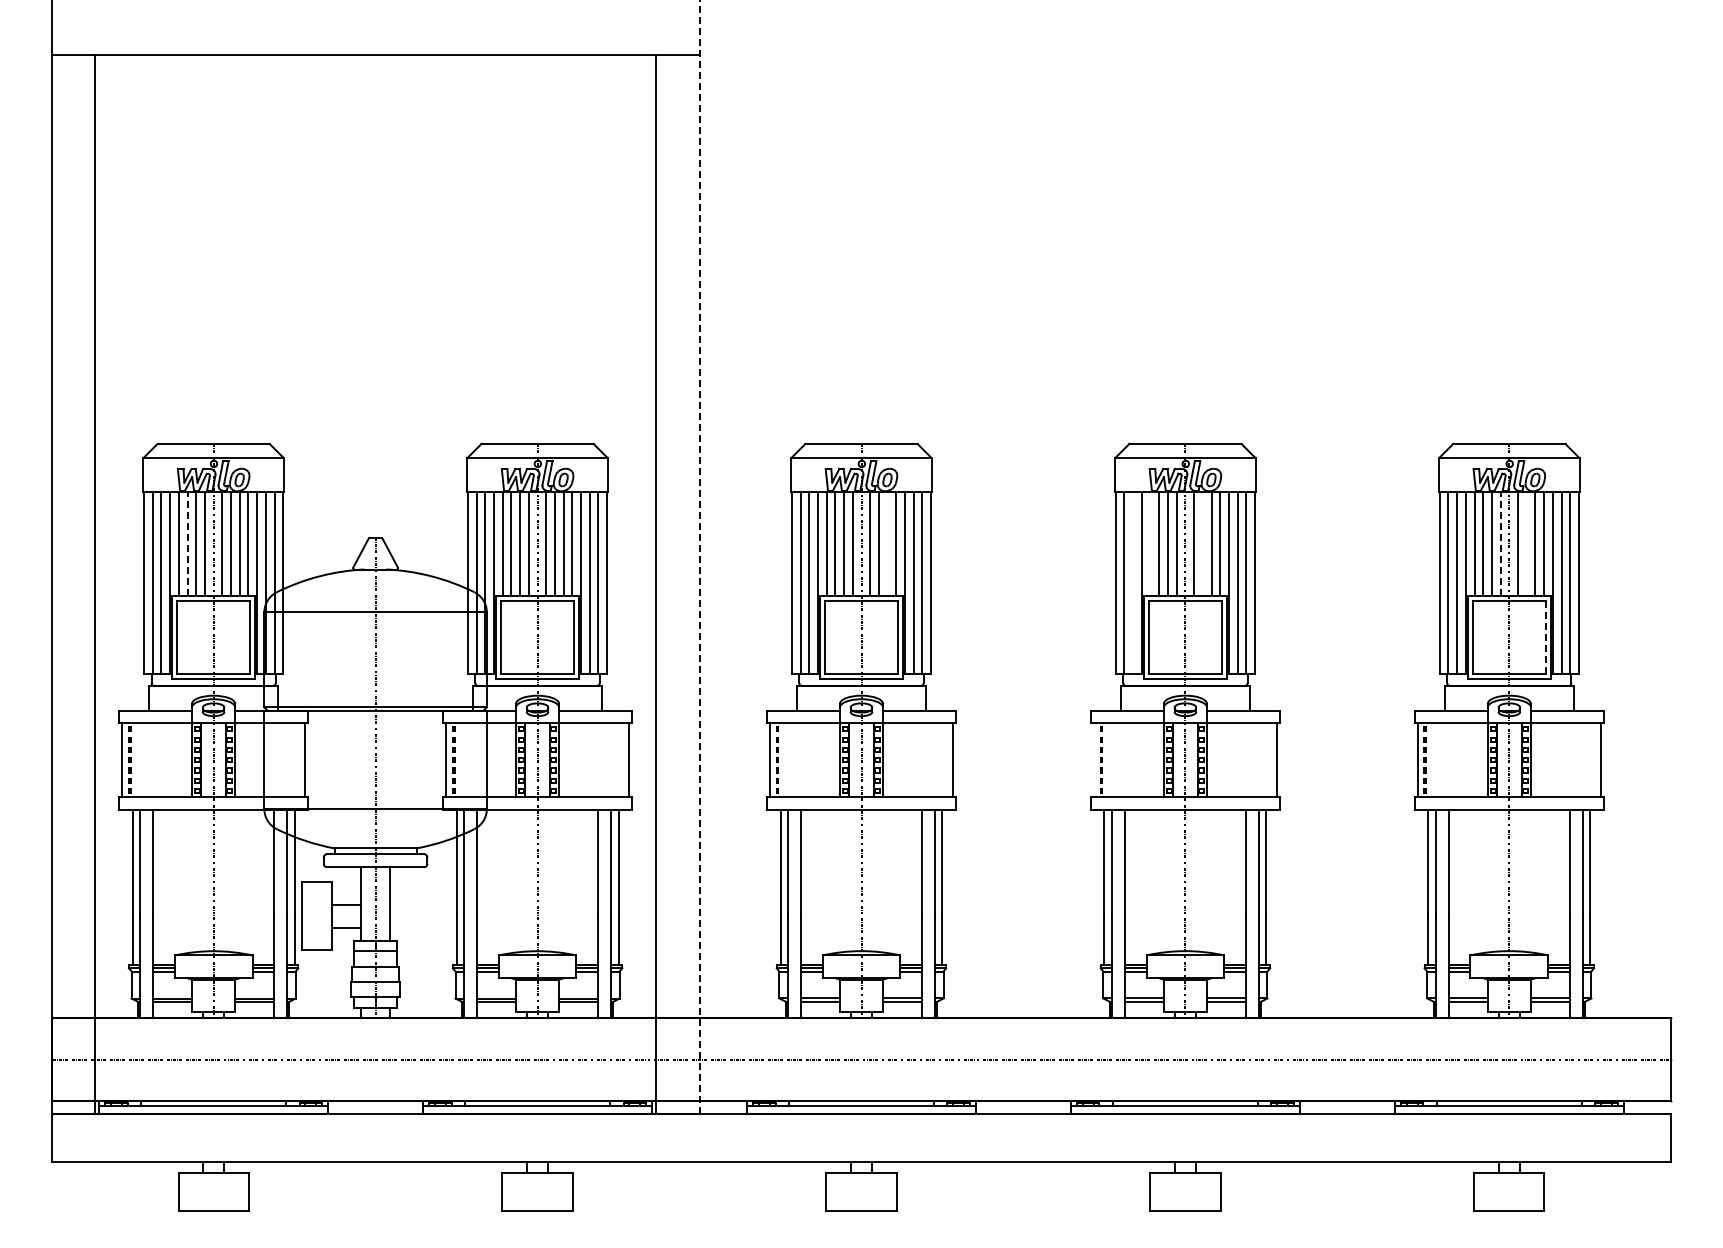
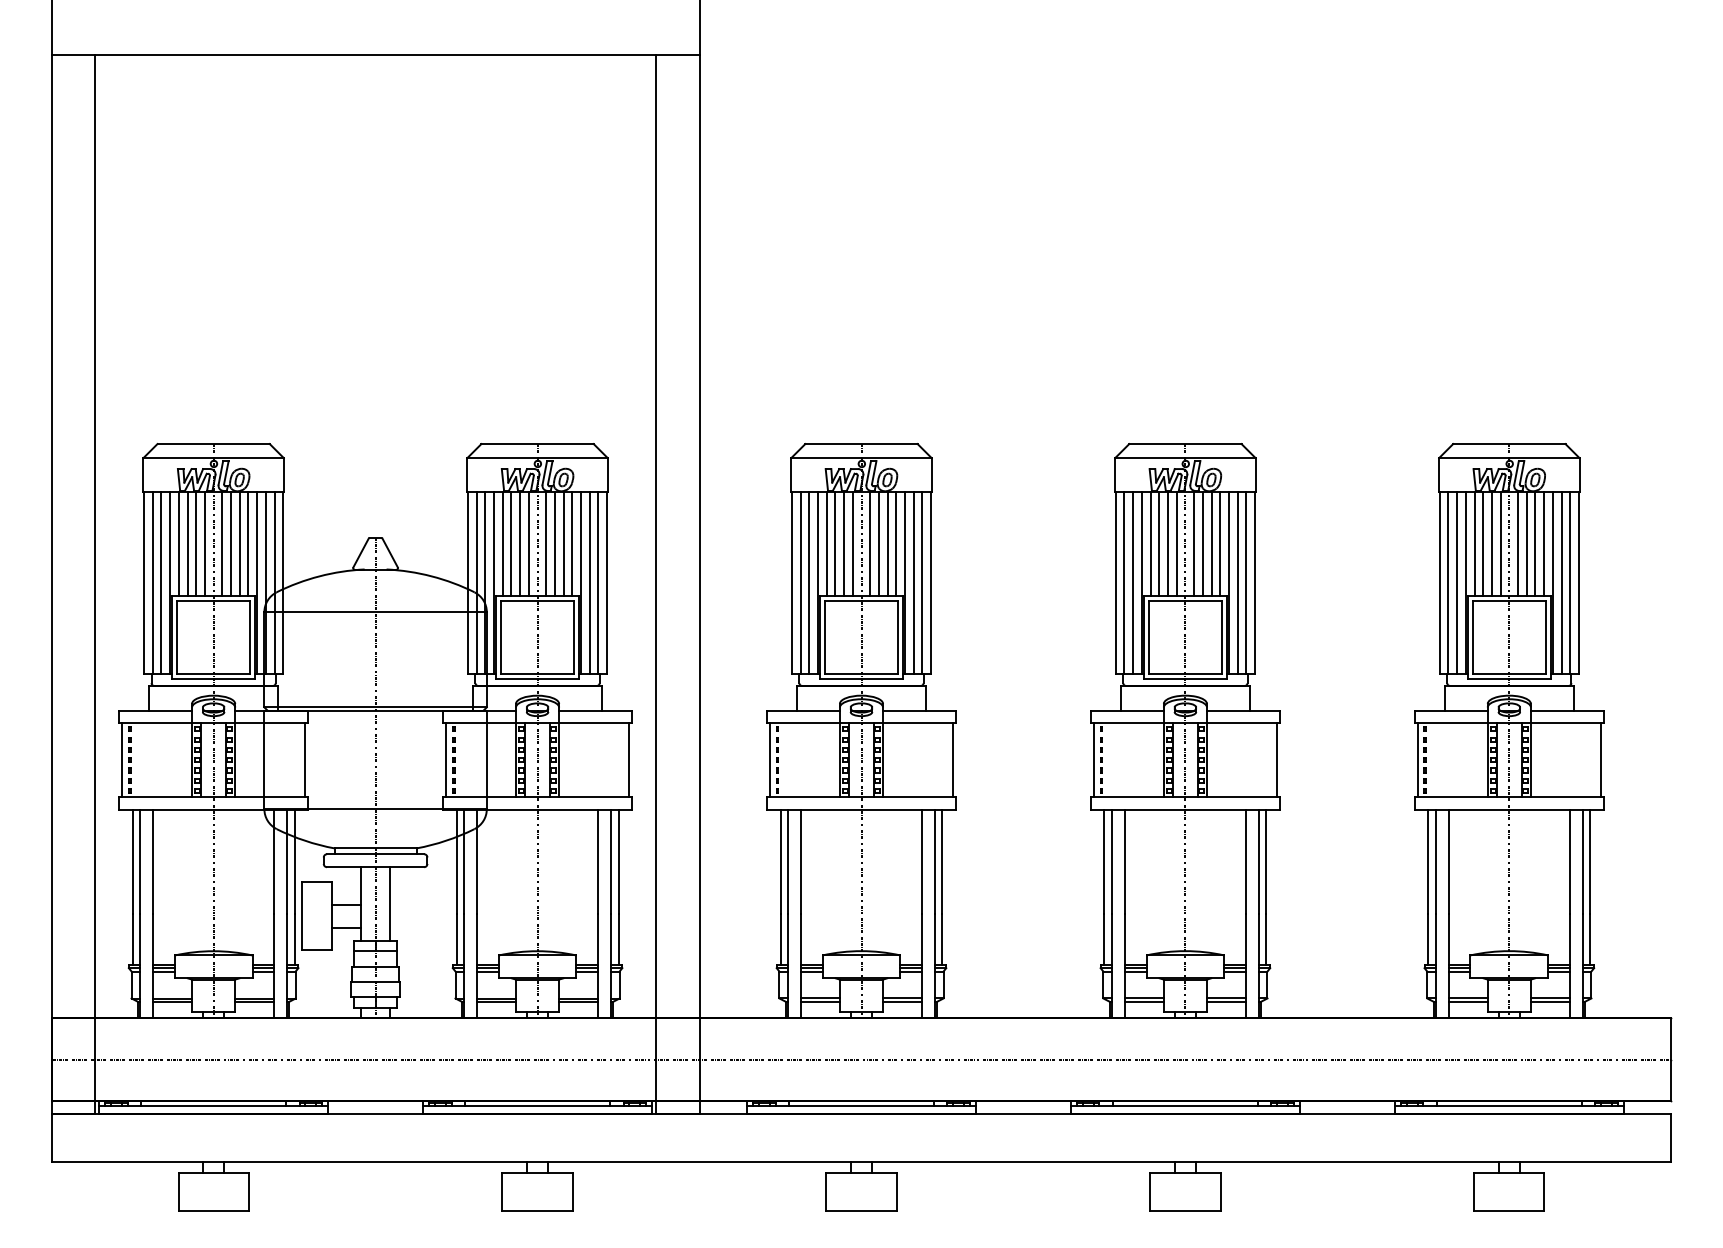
line: none -> present (887, 543)
line: none -> present (1150, 543)
line: none -> present (1202, 543)
line: none -> present (1526, 543)
line: dashed -> solid (187, 544)
line: dashed -> solid (1500, 544)
line: dashed -> solid (699, 556)
line: none -> present (1133, 582)
line: dashed -> solid (1545, 637)
line: none -> present (1093, 760)
